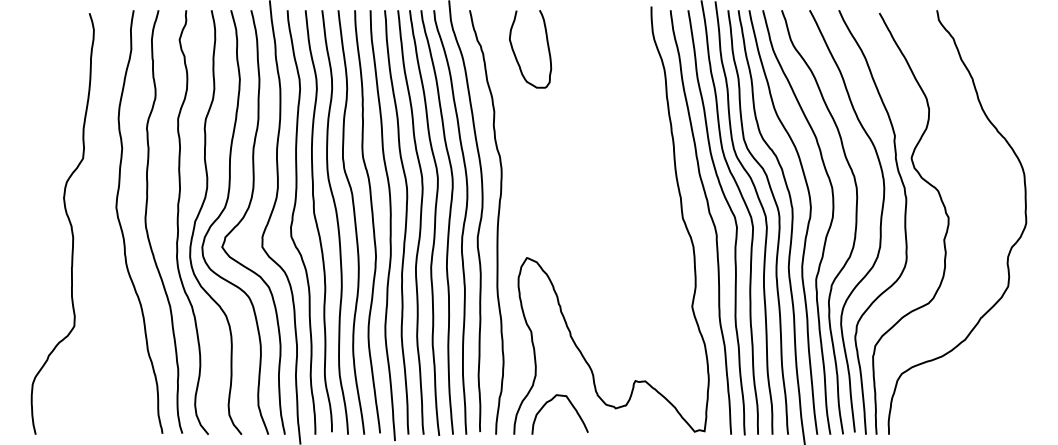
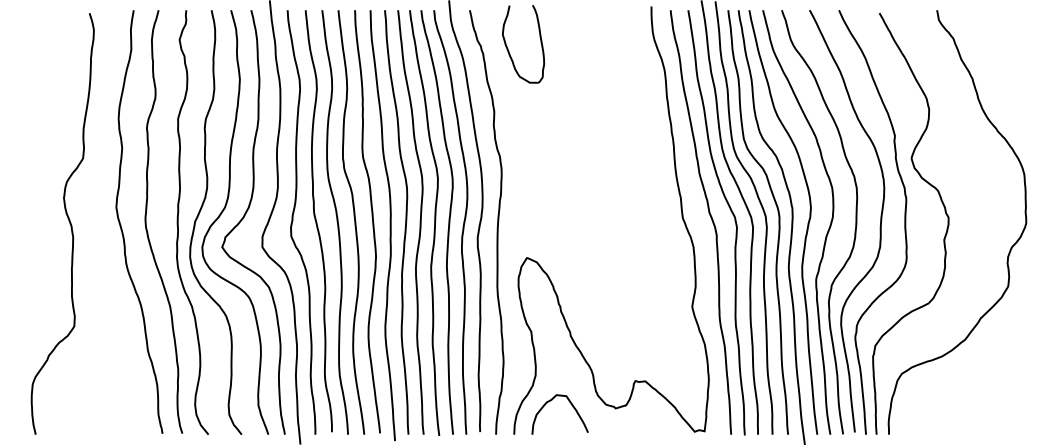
curve position: (515, 53) -> (508, 48) (508, 48)
